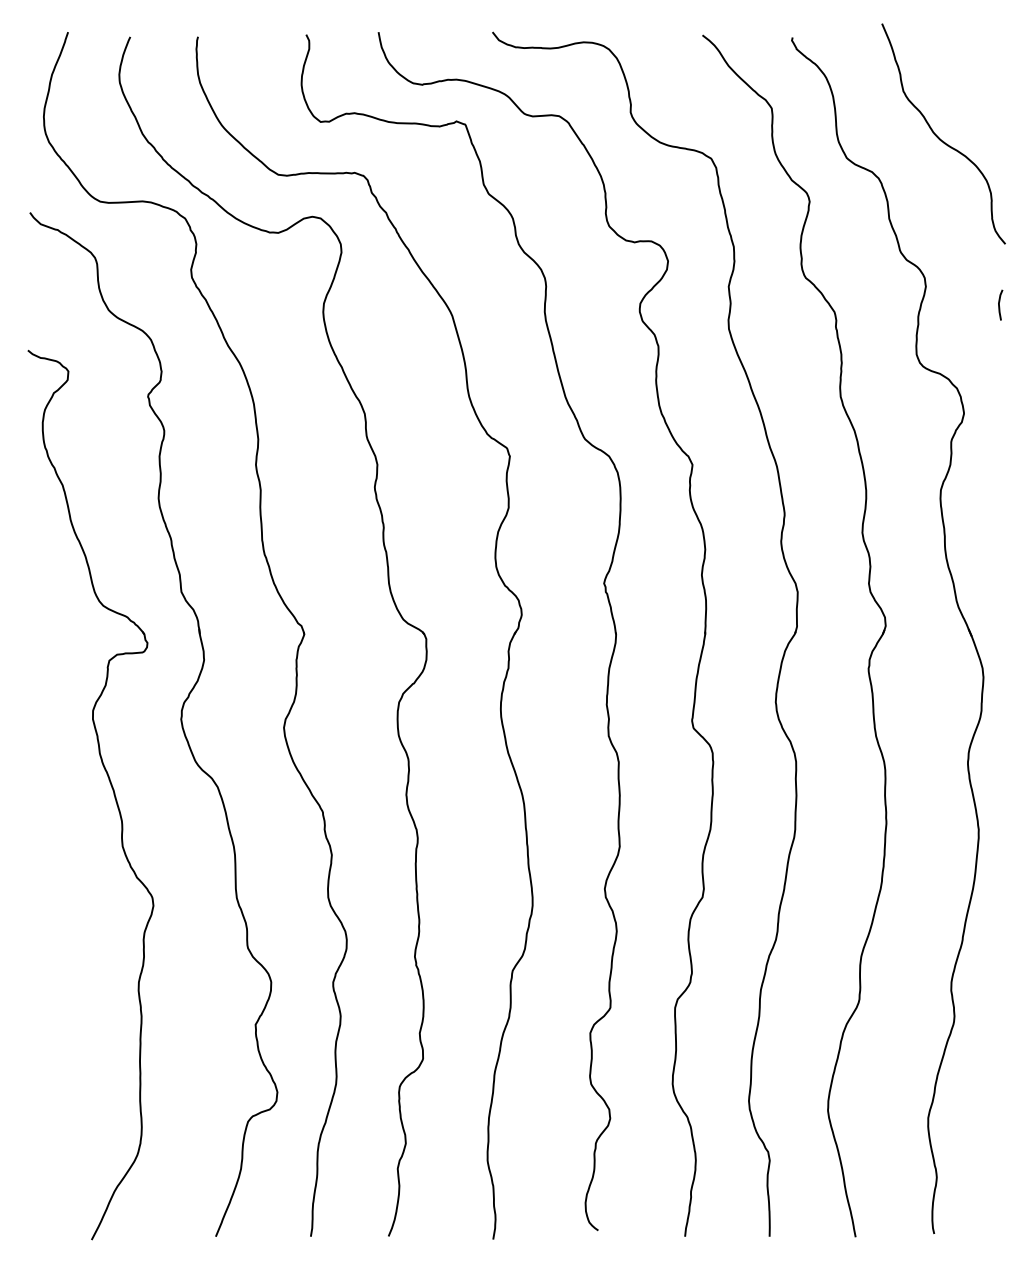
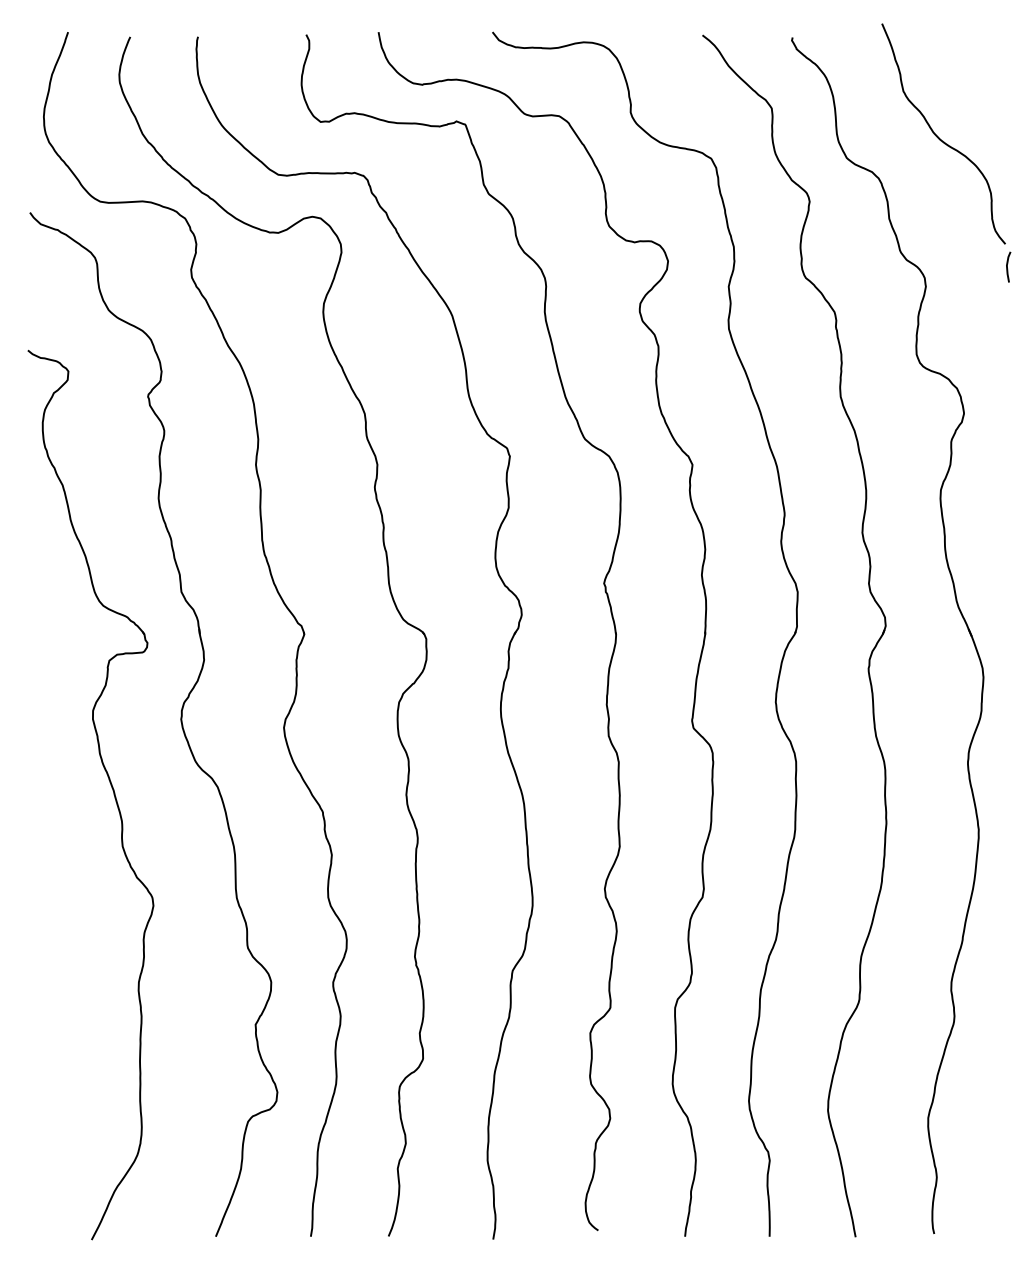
line position: (999, 304) -> (1007, 266) (1007, 266)
